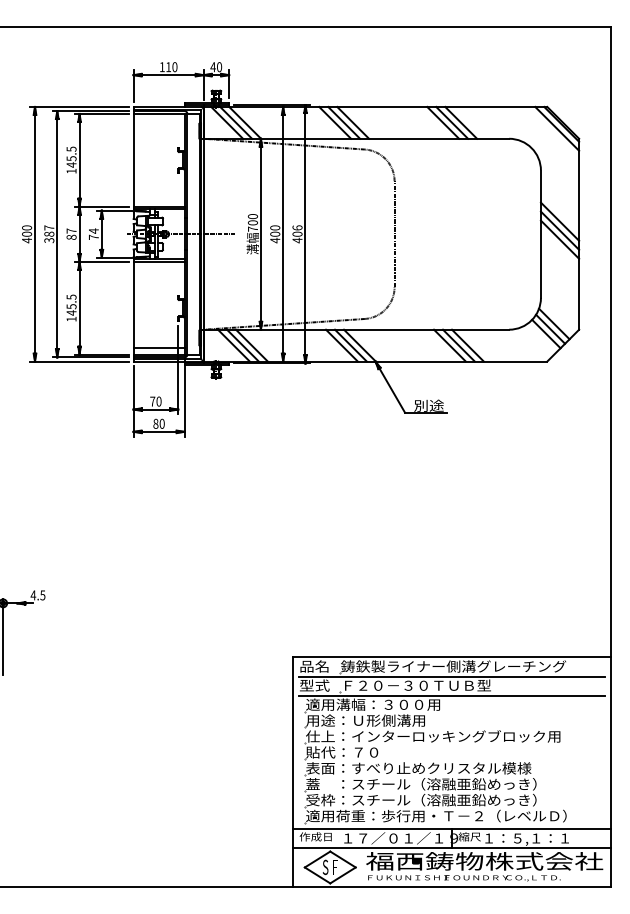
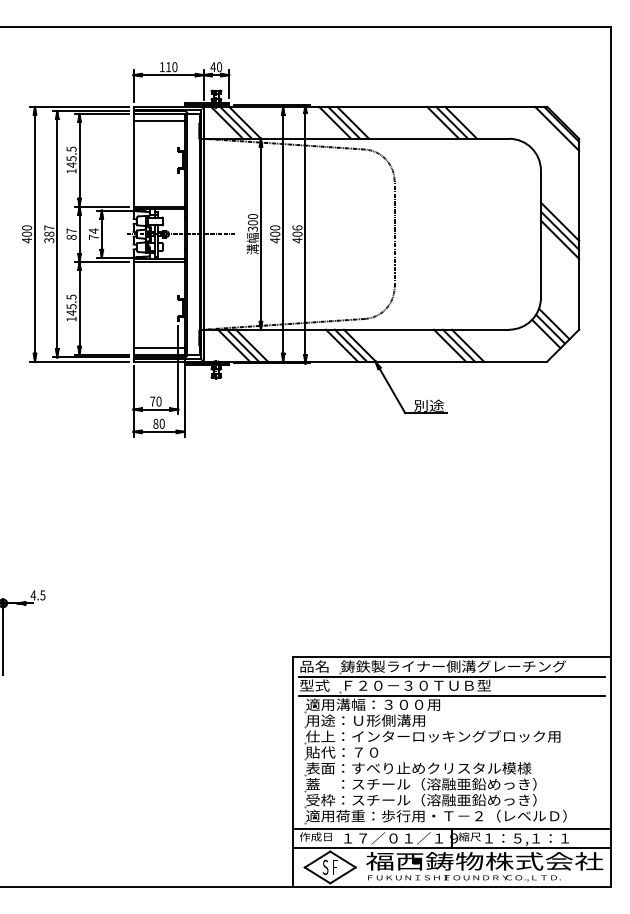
line: none -> present (158, 120)
text: 700 -> 300 (252, 228)
